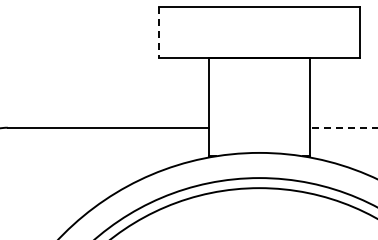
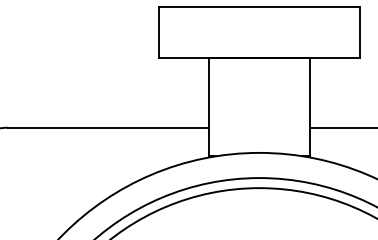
line: dashed -> solid (158, 32)
line: dashed -> solid (343, 127)
